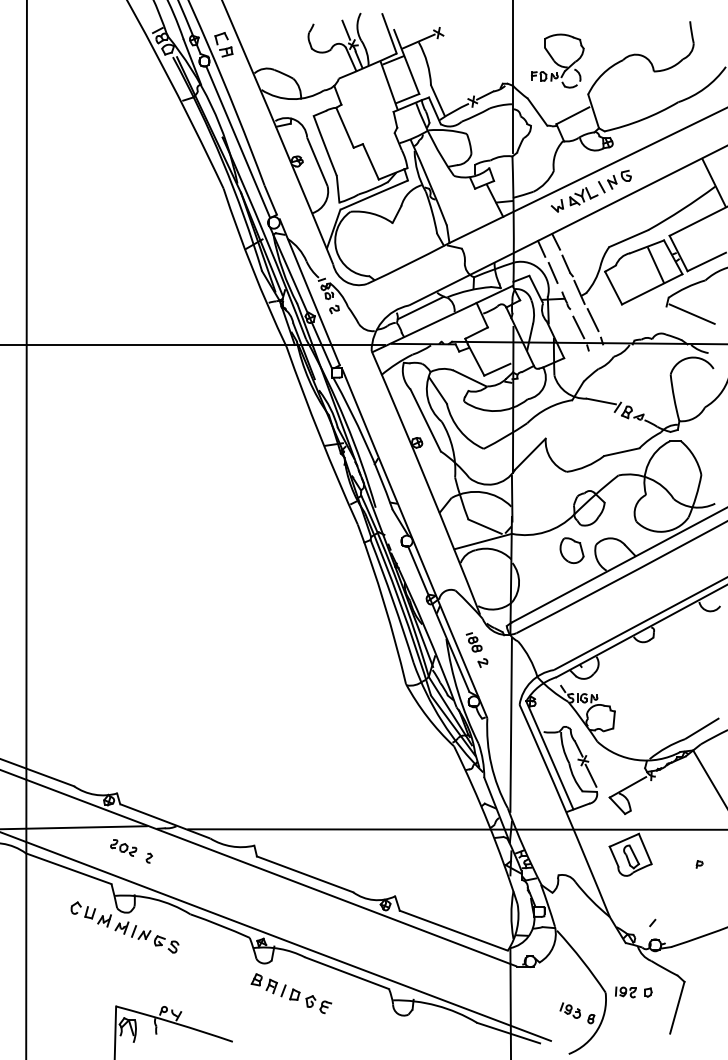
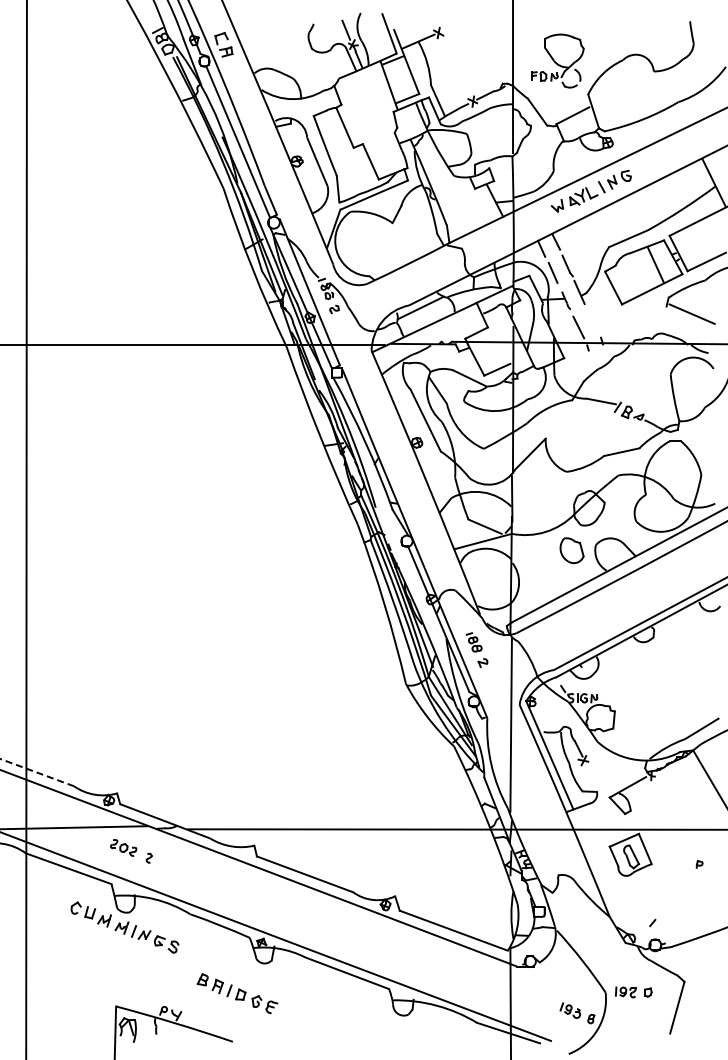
line: present -> none (592, 320)
line: solid -> dashed (36, 772)
line: present -> none (590, 775)
part position: (291, 993) -> (237, 993) (237, 993)
